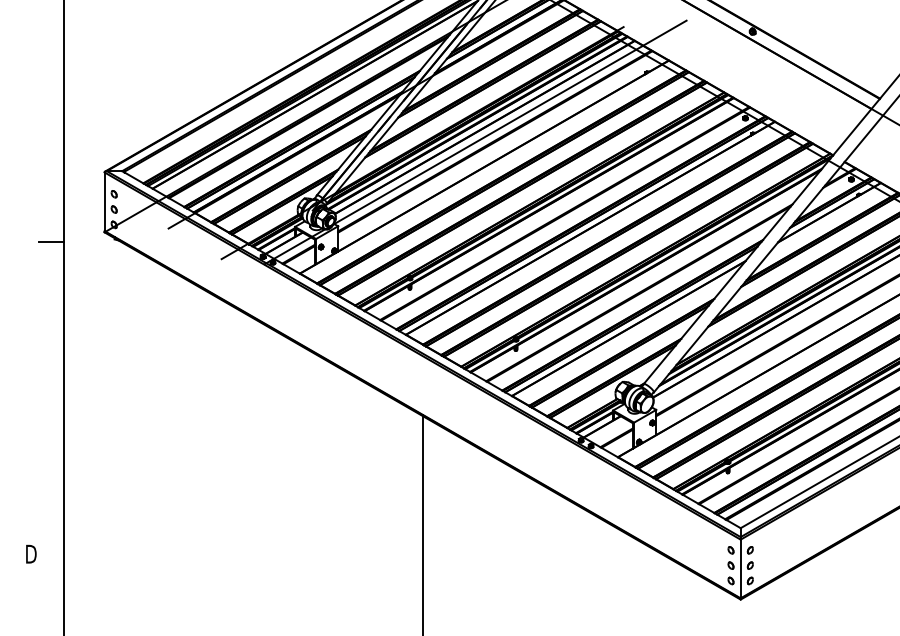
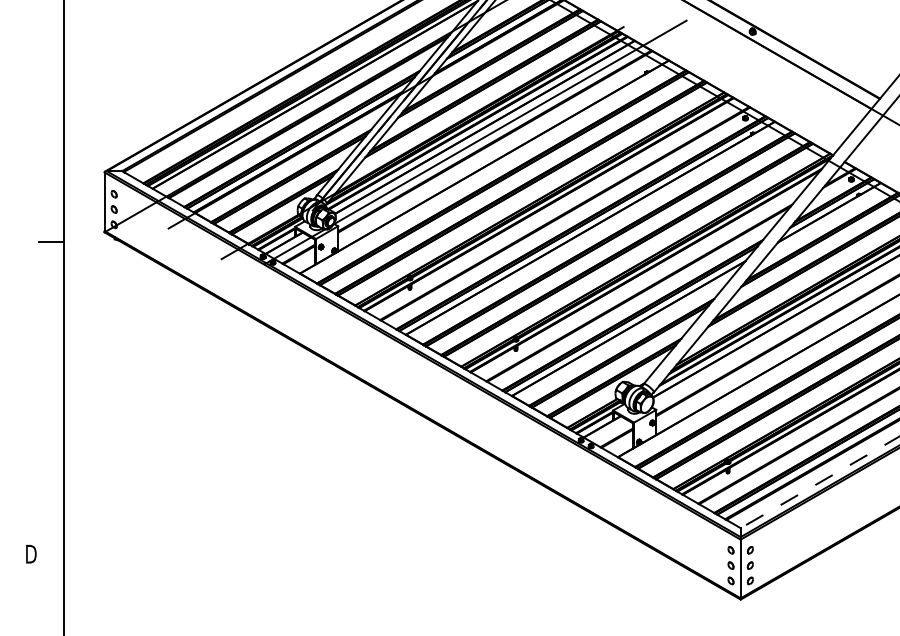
line: solid -> dashed (820, 482)
line: present -> none (422, 523)
